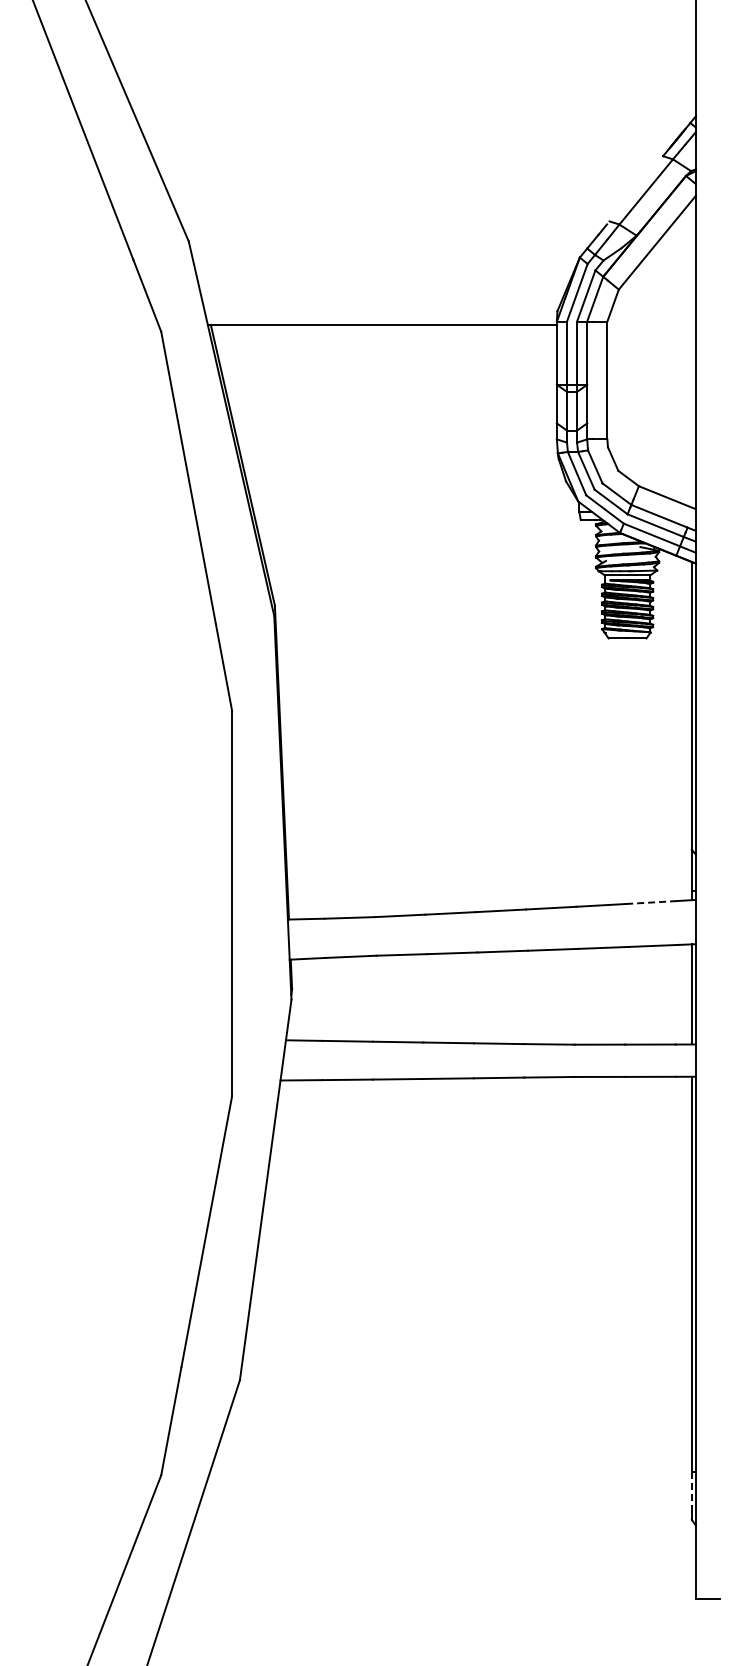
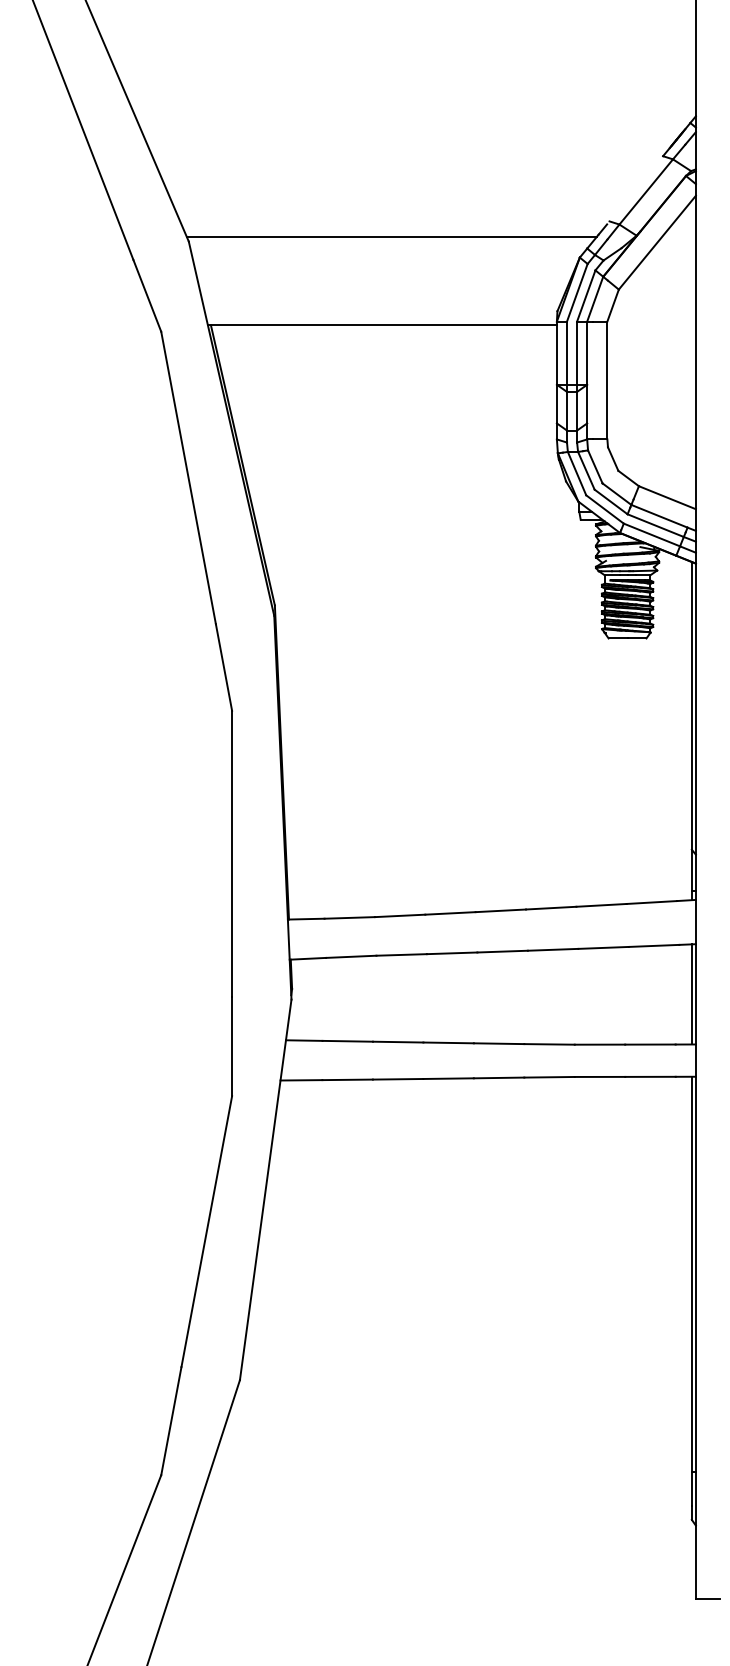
line: none -> present (391, 237)
line: dashed -> solid (651, 902)
line: dashed -> solid (691, 1489)
